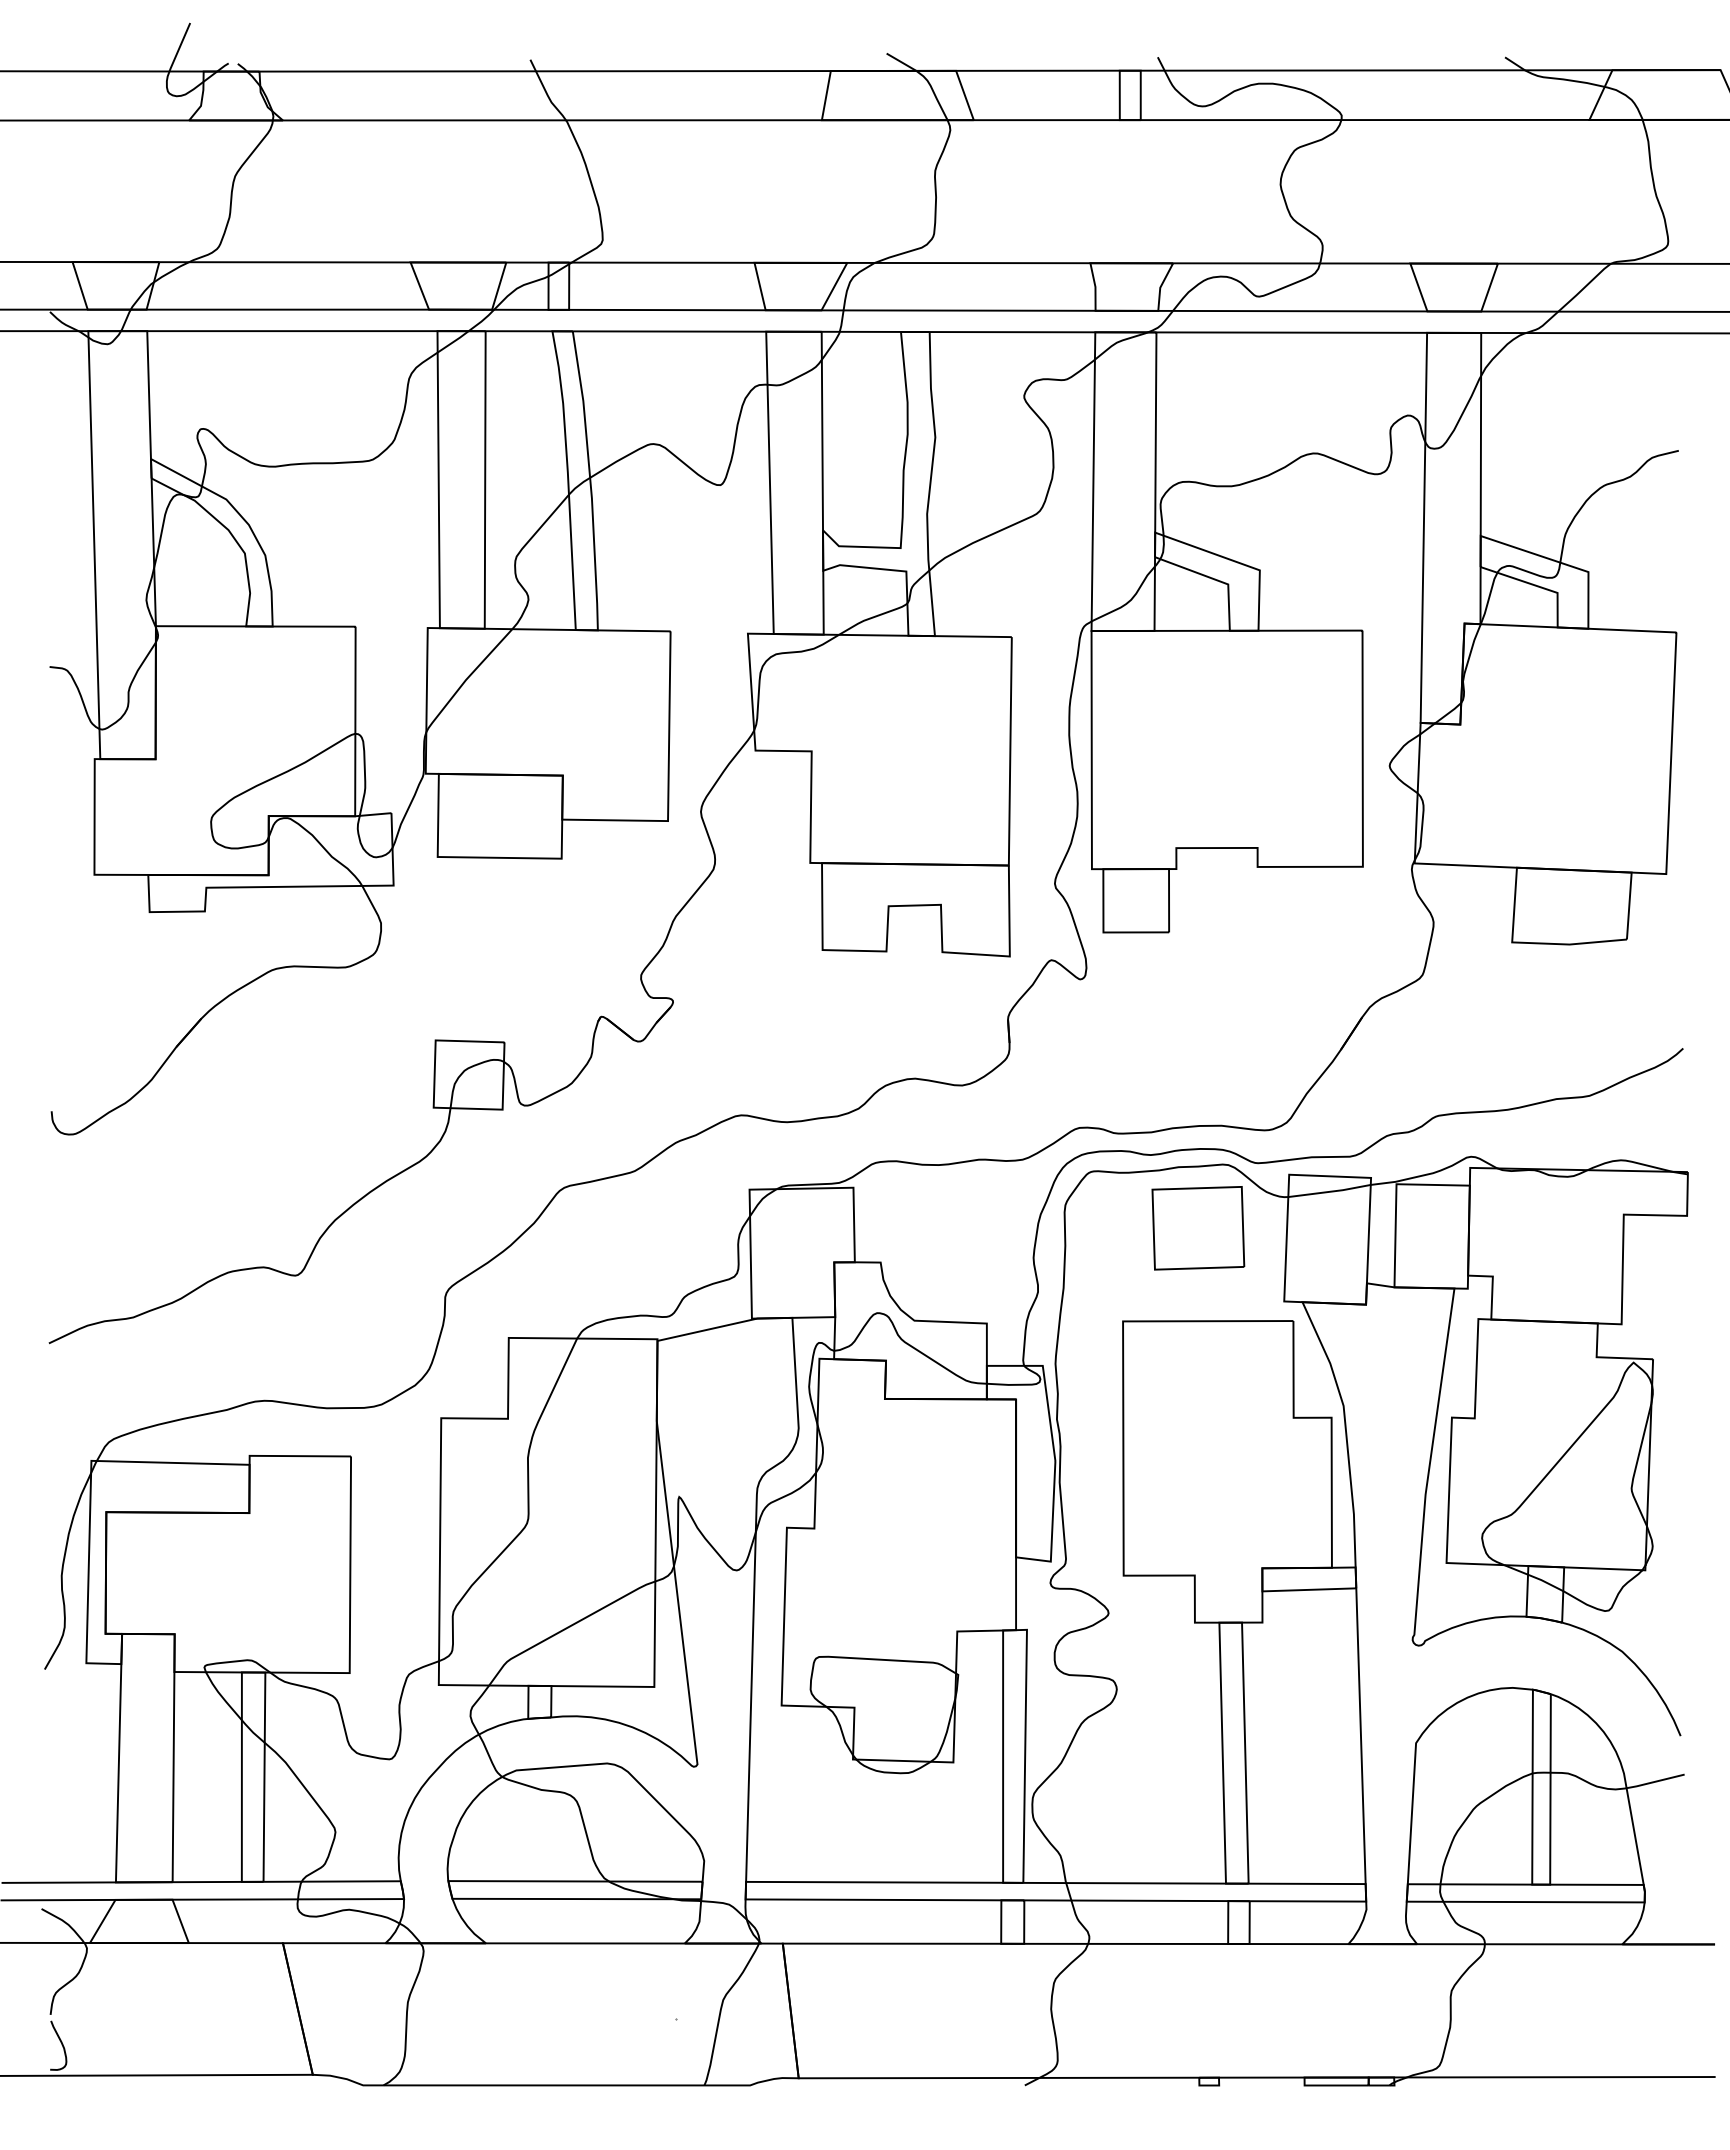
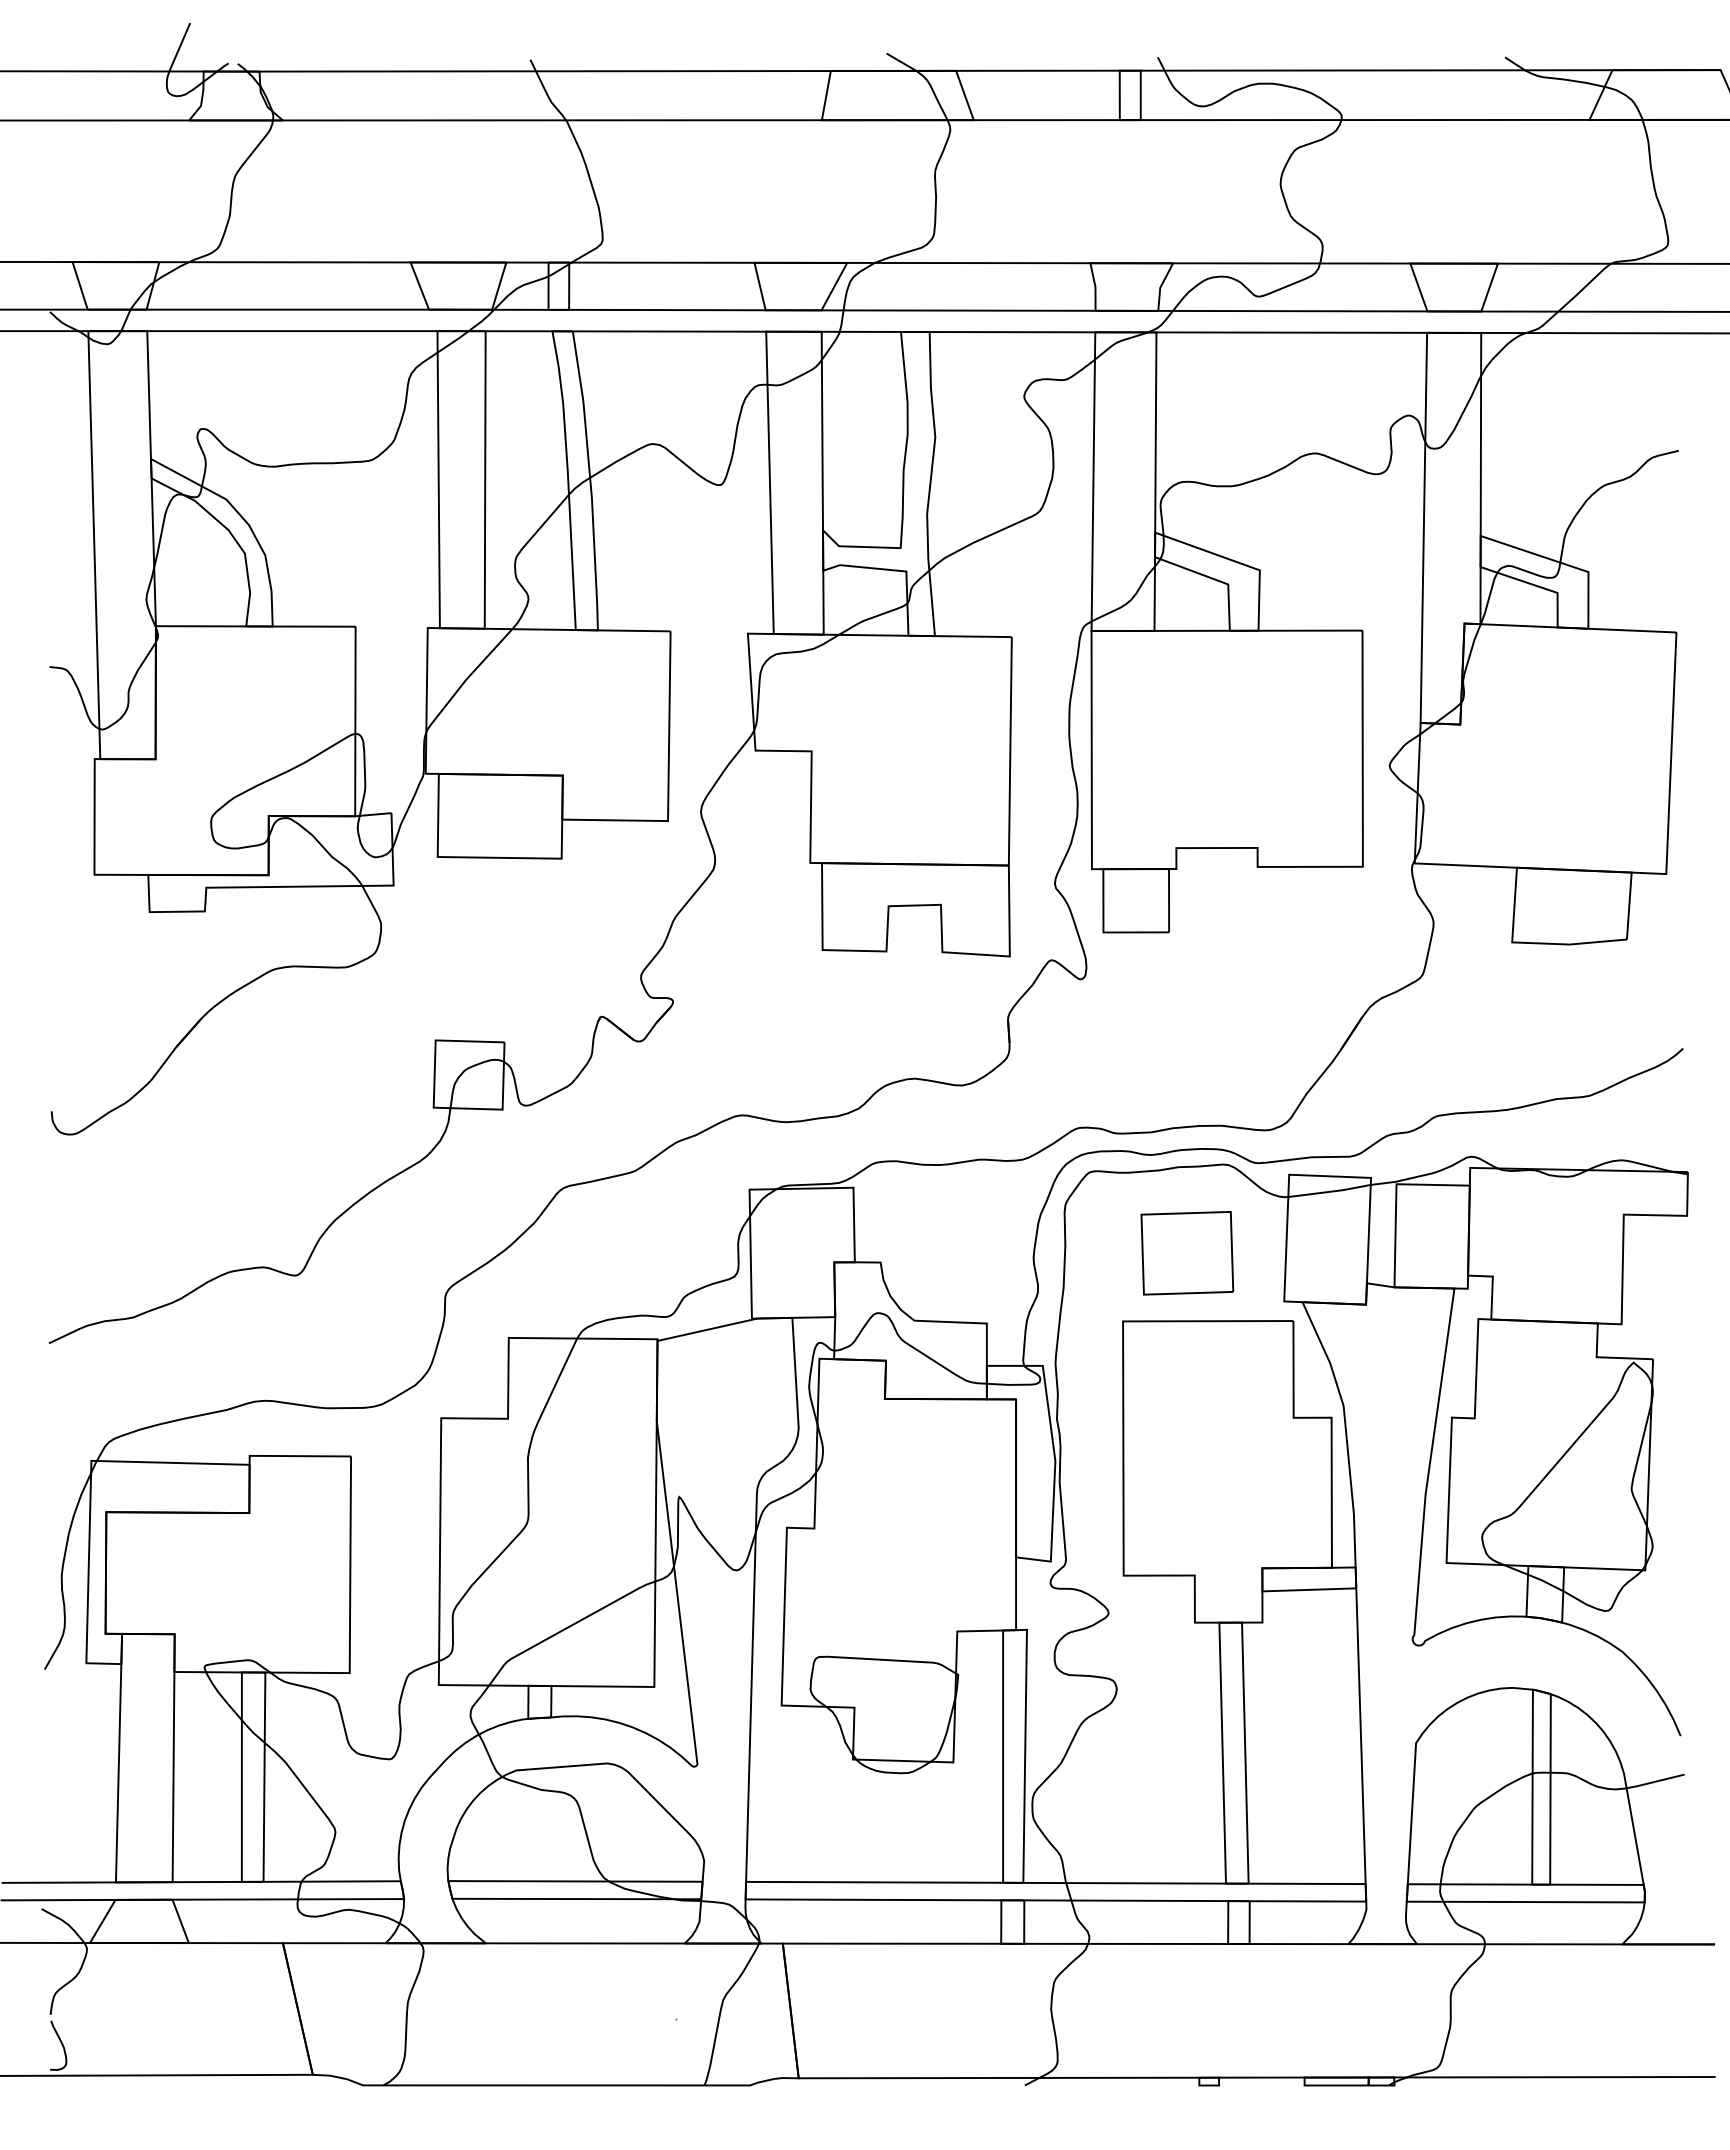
part position: (1198, 1228) -> (1187, 1253) (1187, 1253)
